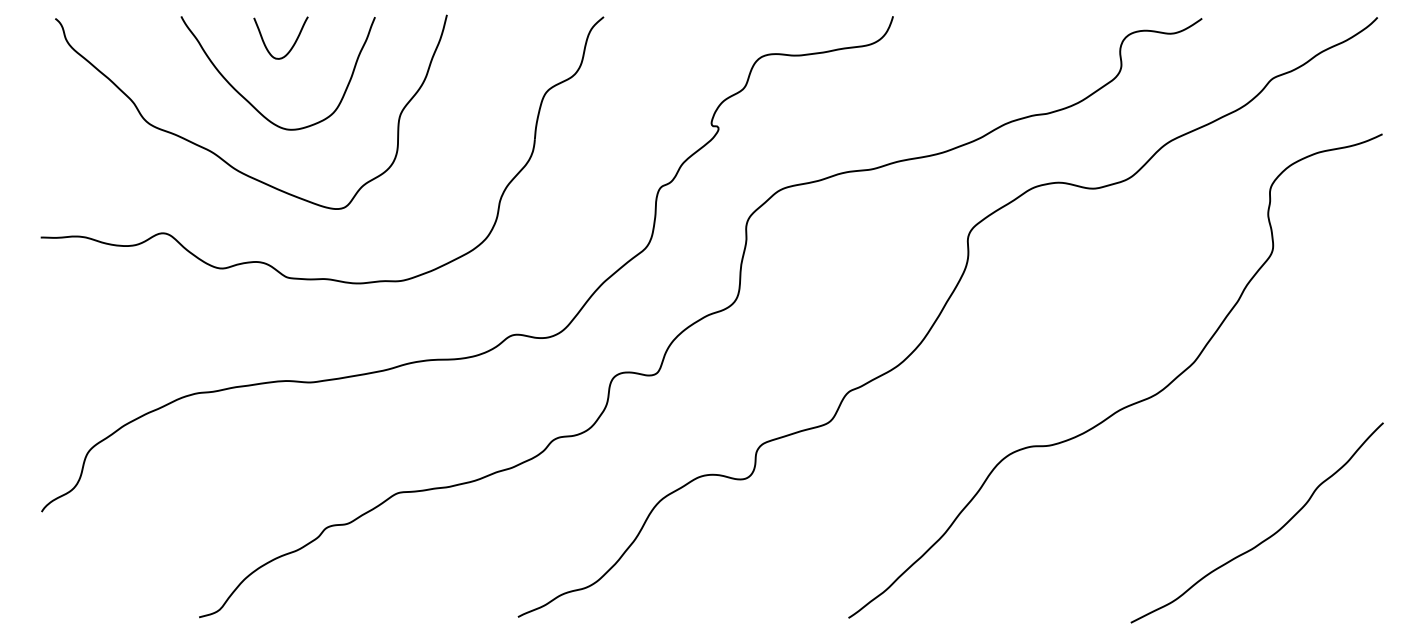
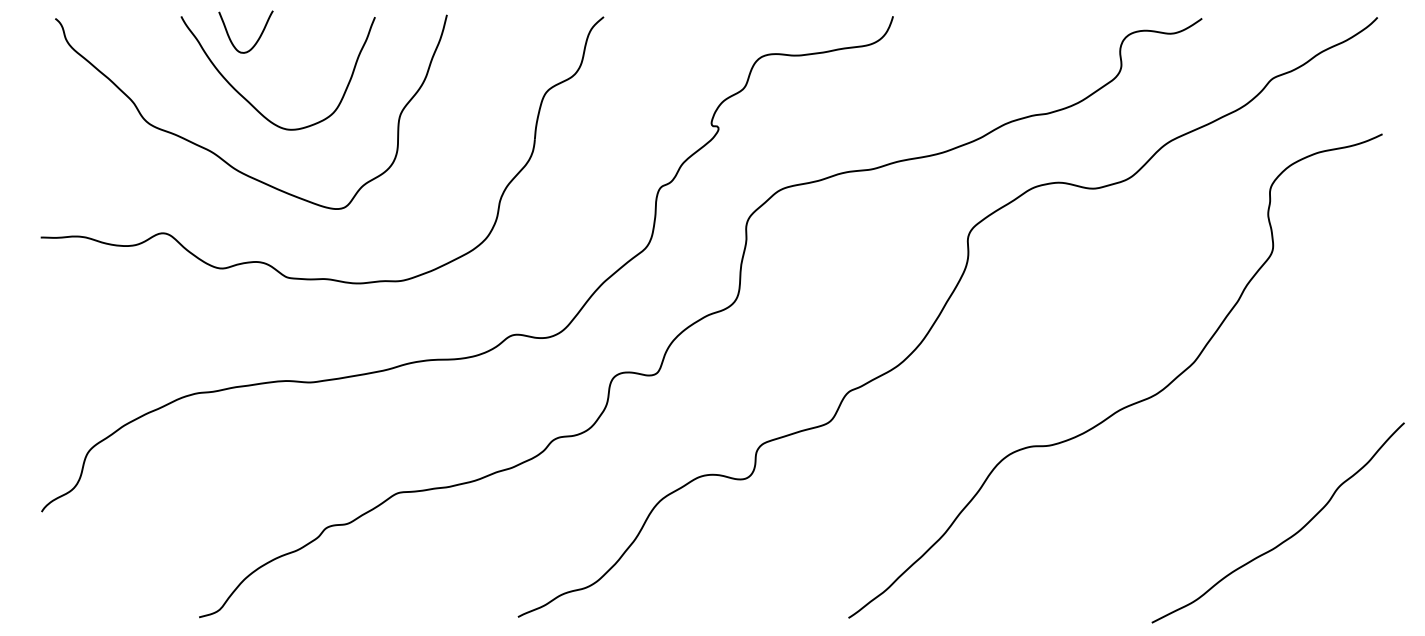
curve position: (293, 43) -> (258, 37) (258, 37)
curve position: (1267, 537) -> (1288, 537) (1288, 537)
